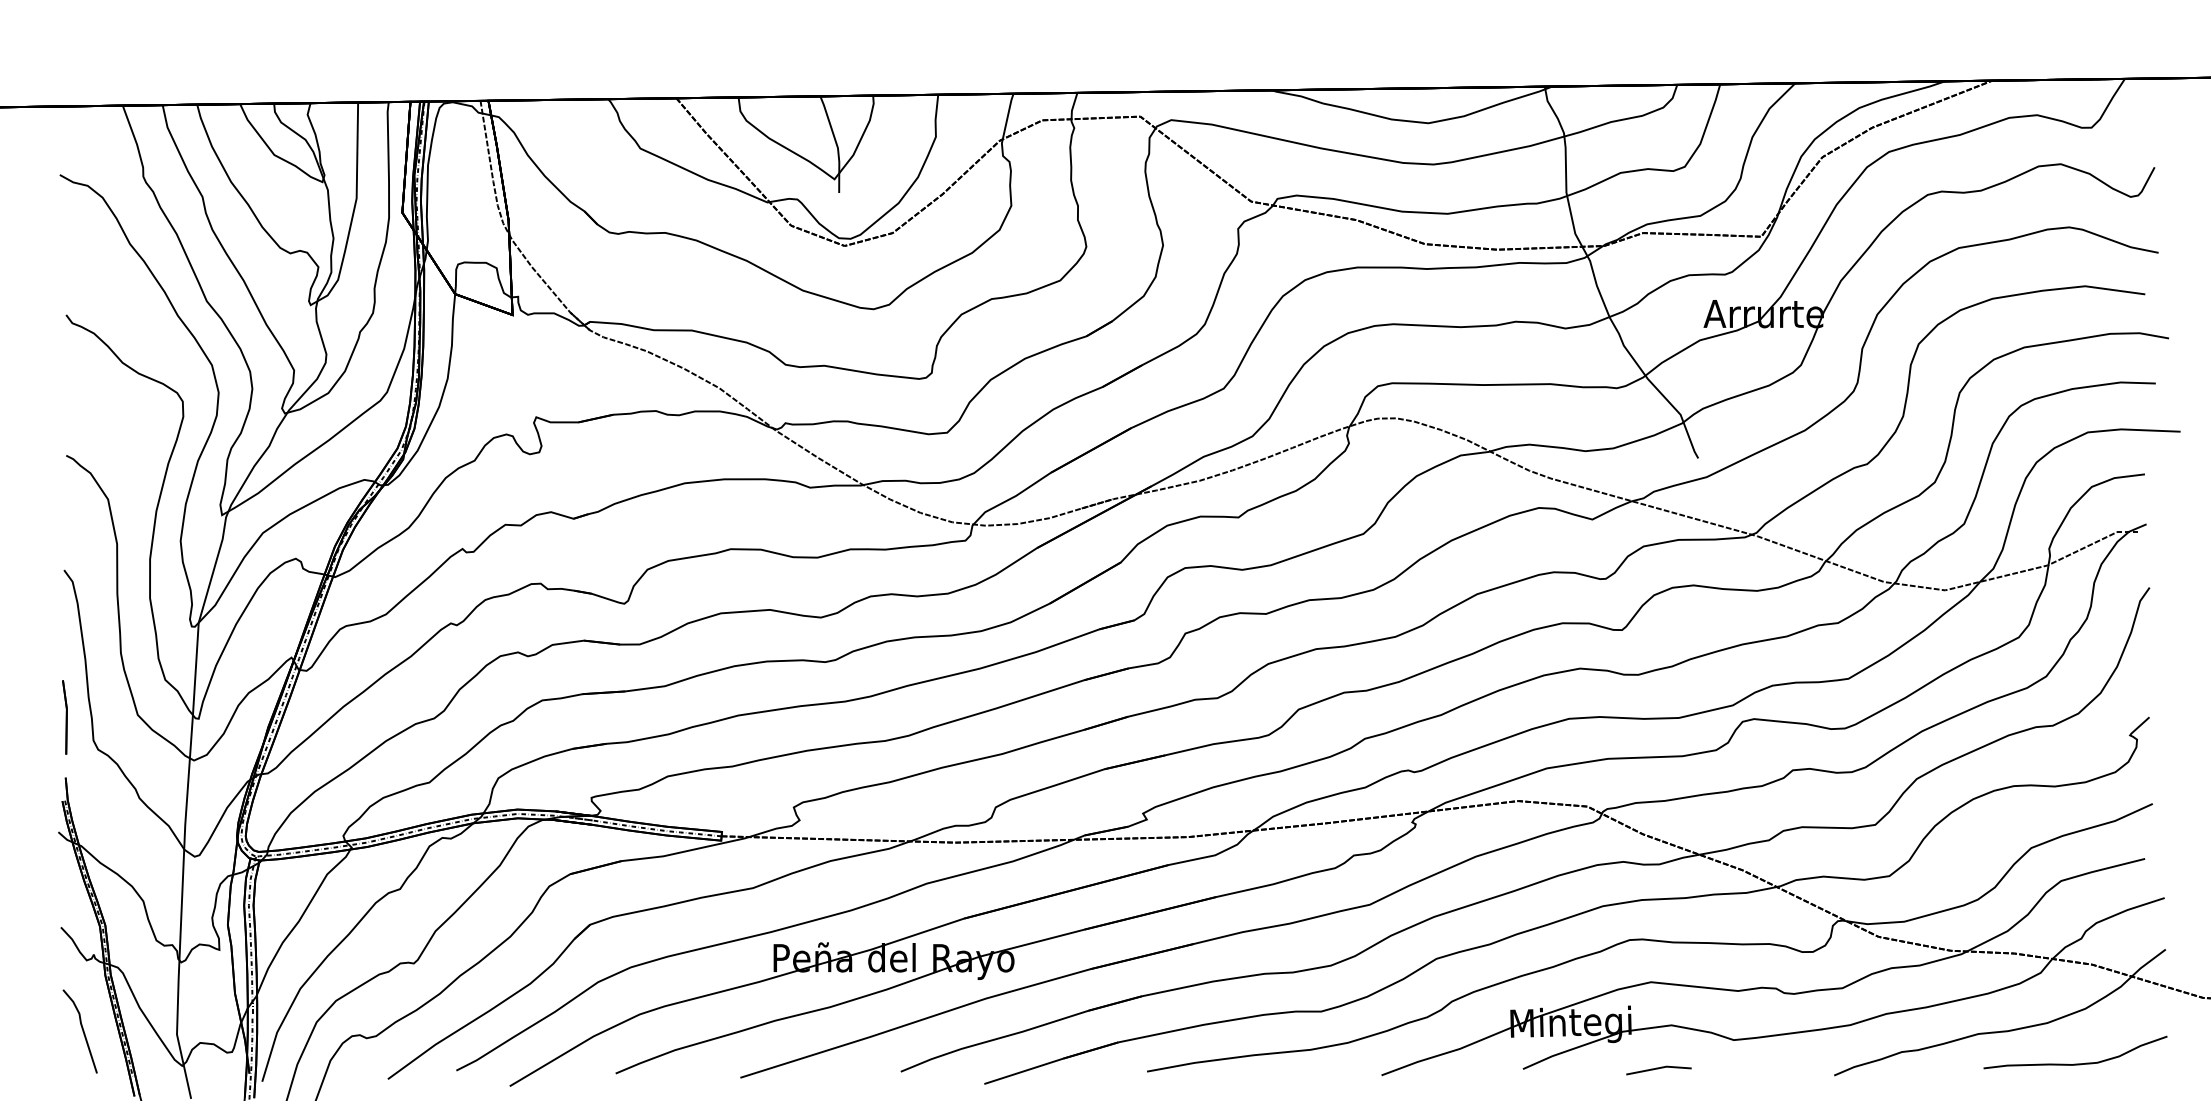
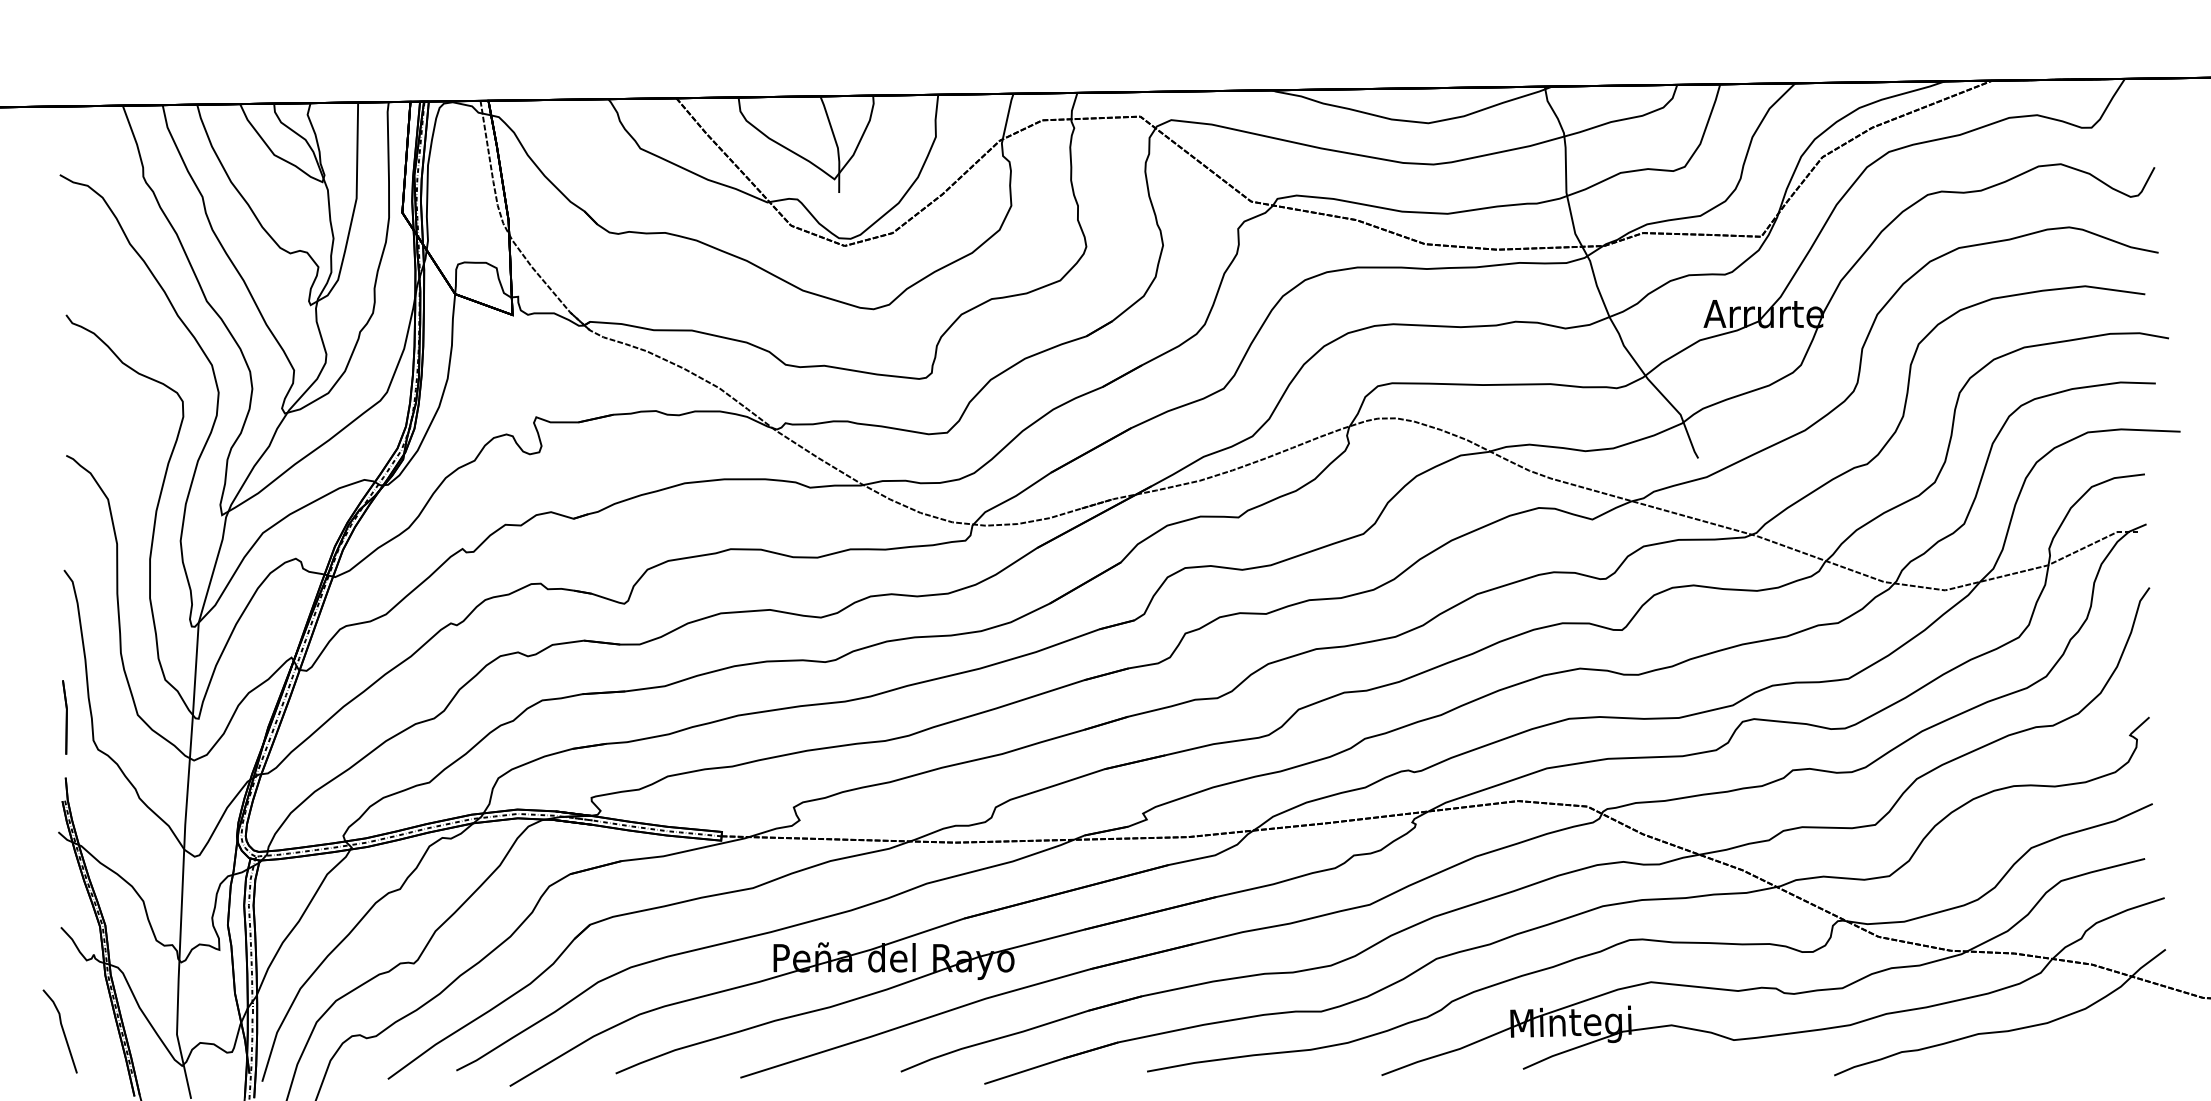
line position: (82, 1031) -> (62, 1031) (62, 1031)
curve: present -> none (2075, 1063)
line: present -> none (1658, 1069)
